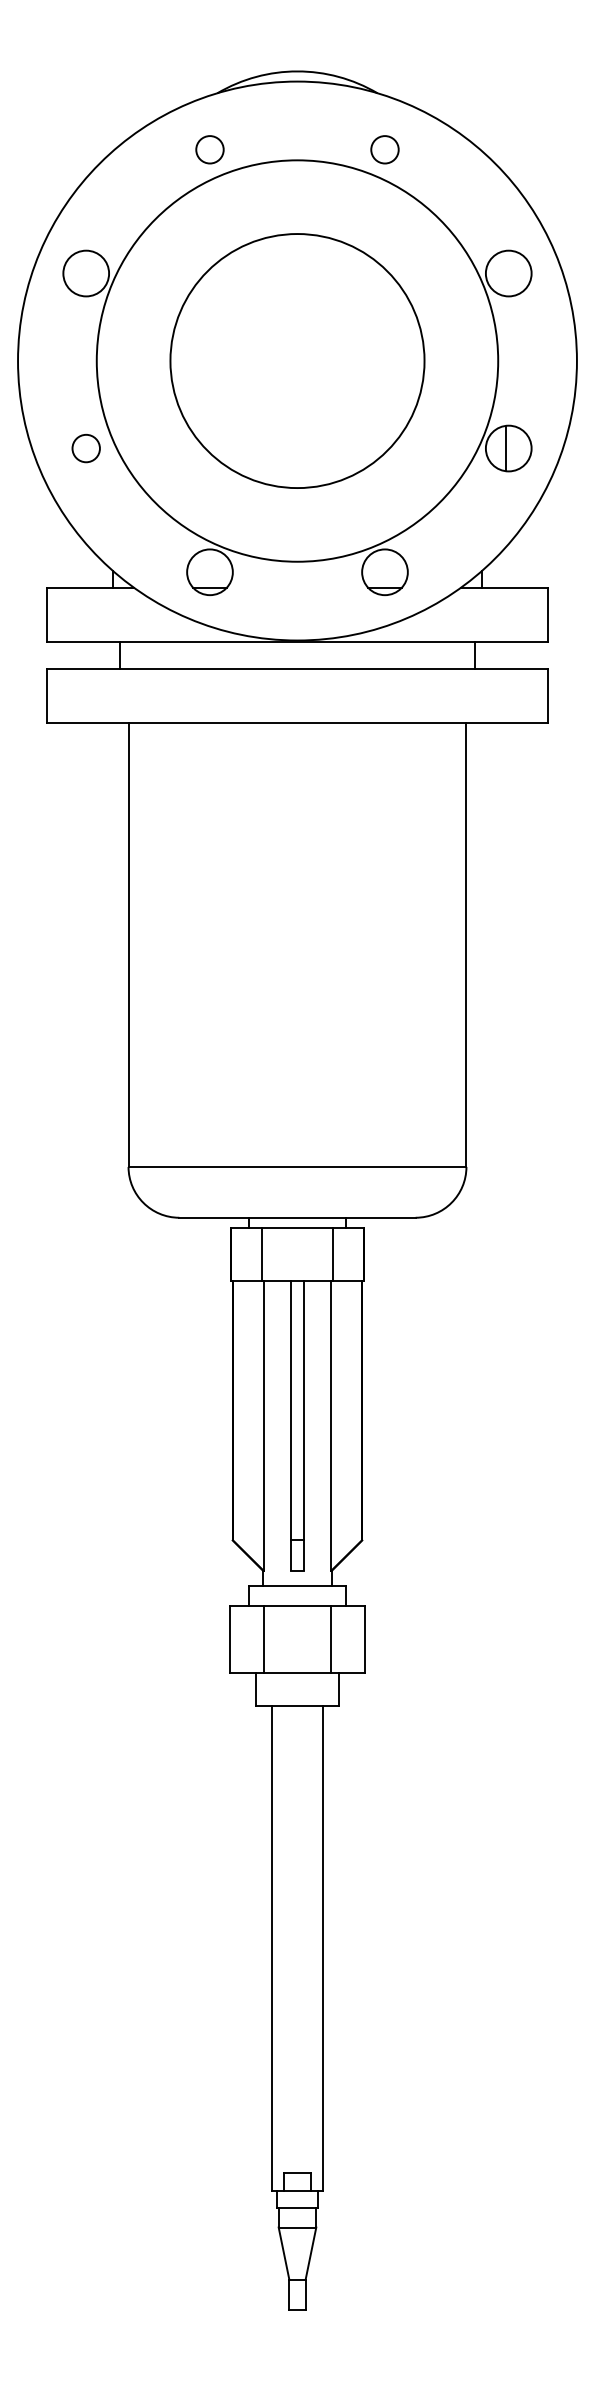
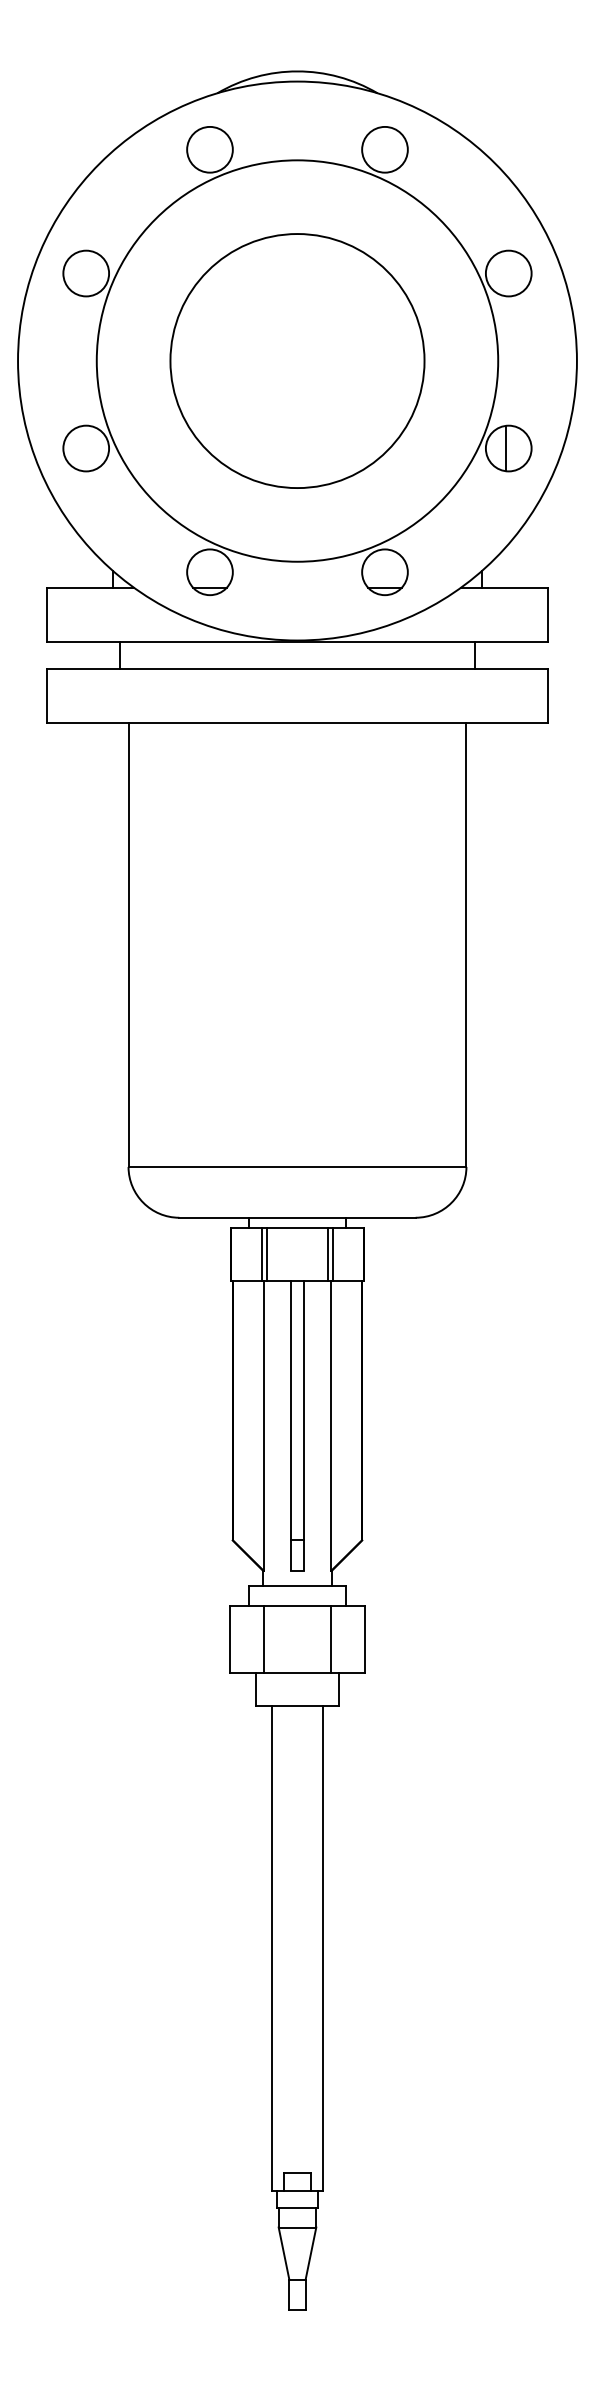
circle diameter: 27 px -> 46 px (209, 149)
circle diameter: 27 px -> 46 px (384, 149)
circle diameter: 27 px -> 46 px (86, 448)
line: none -> present (266, 1254)
line: none -> present (328, 1254)
